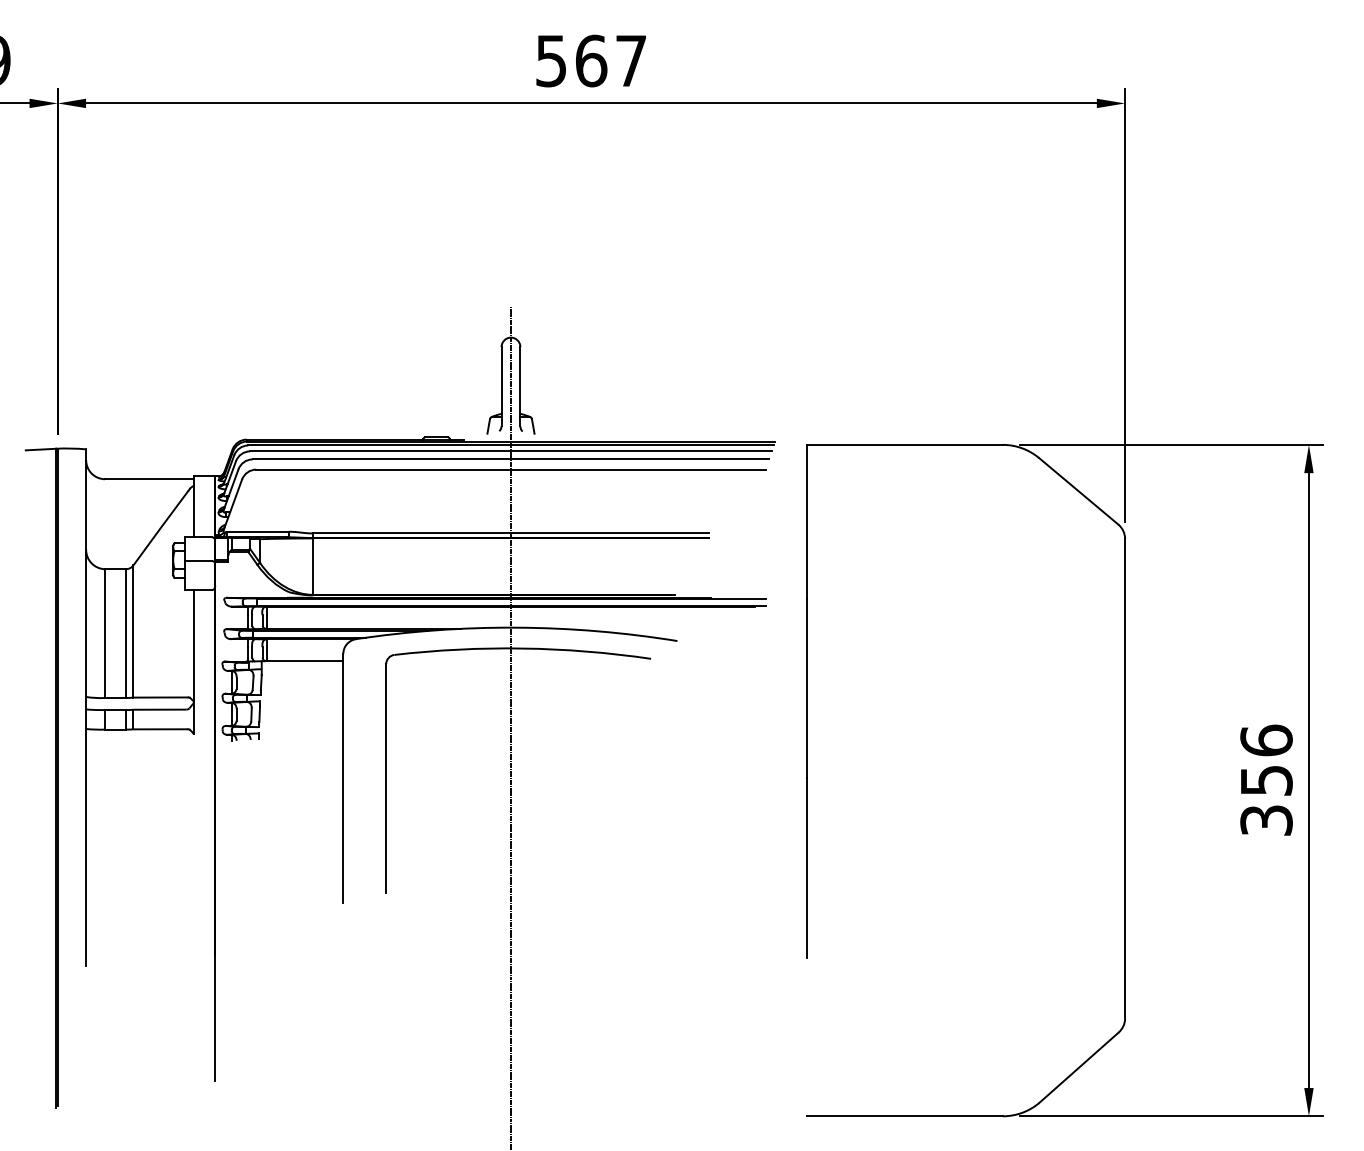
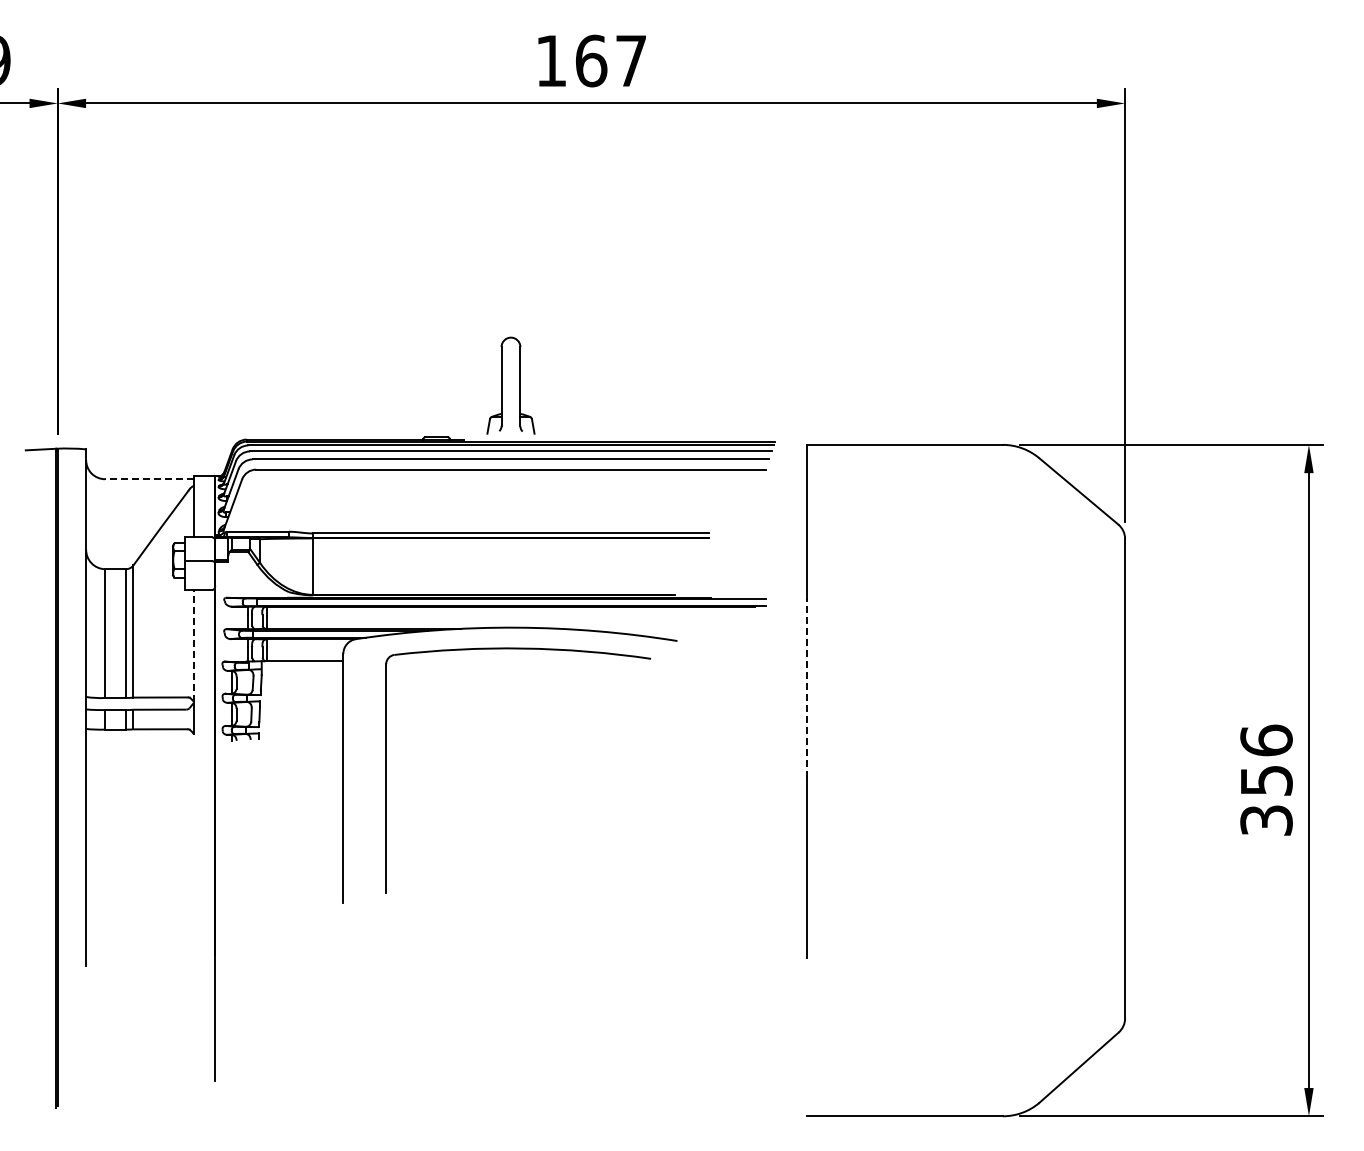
text: 567 -> 167 (550, 61)
line: solid -> dashed (148, 479)
line: solid -> dashed (193, 646)
line: solid -> dashed (806, 688)
line: present -> none (510, 727)
